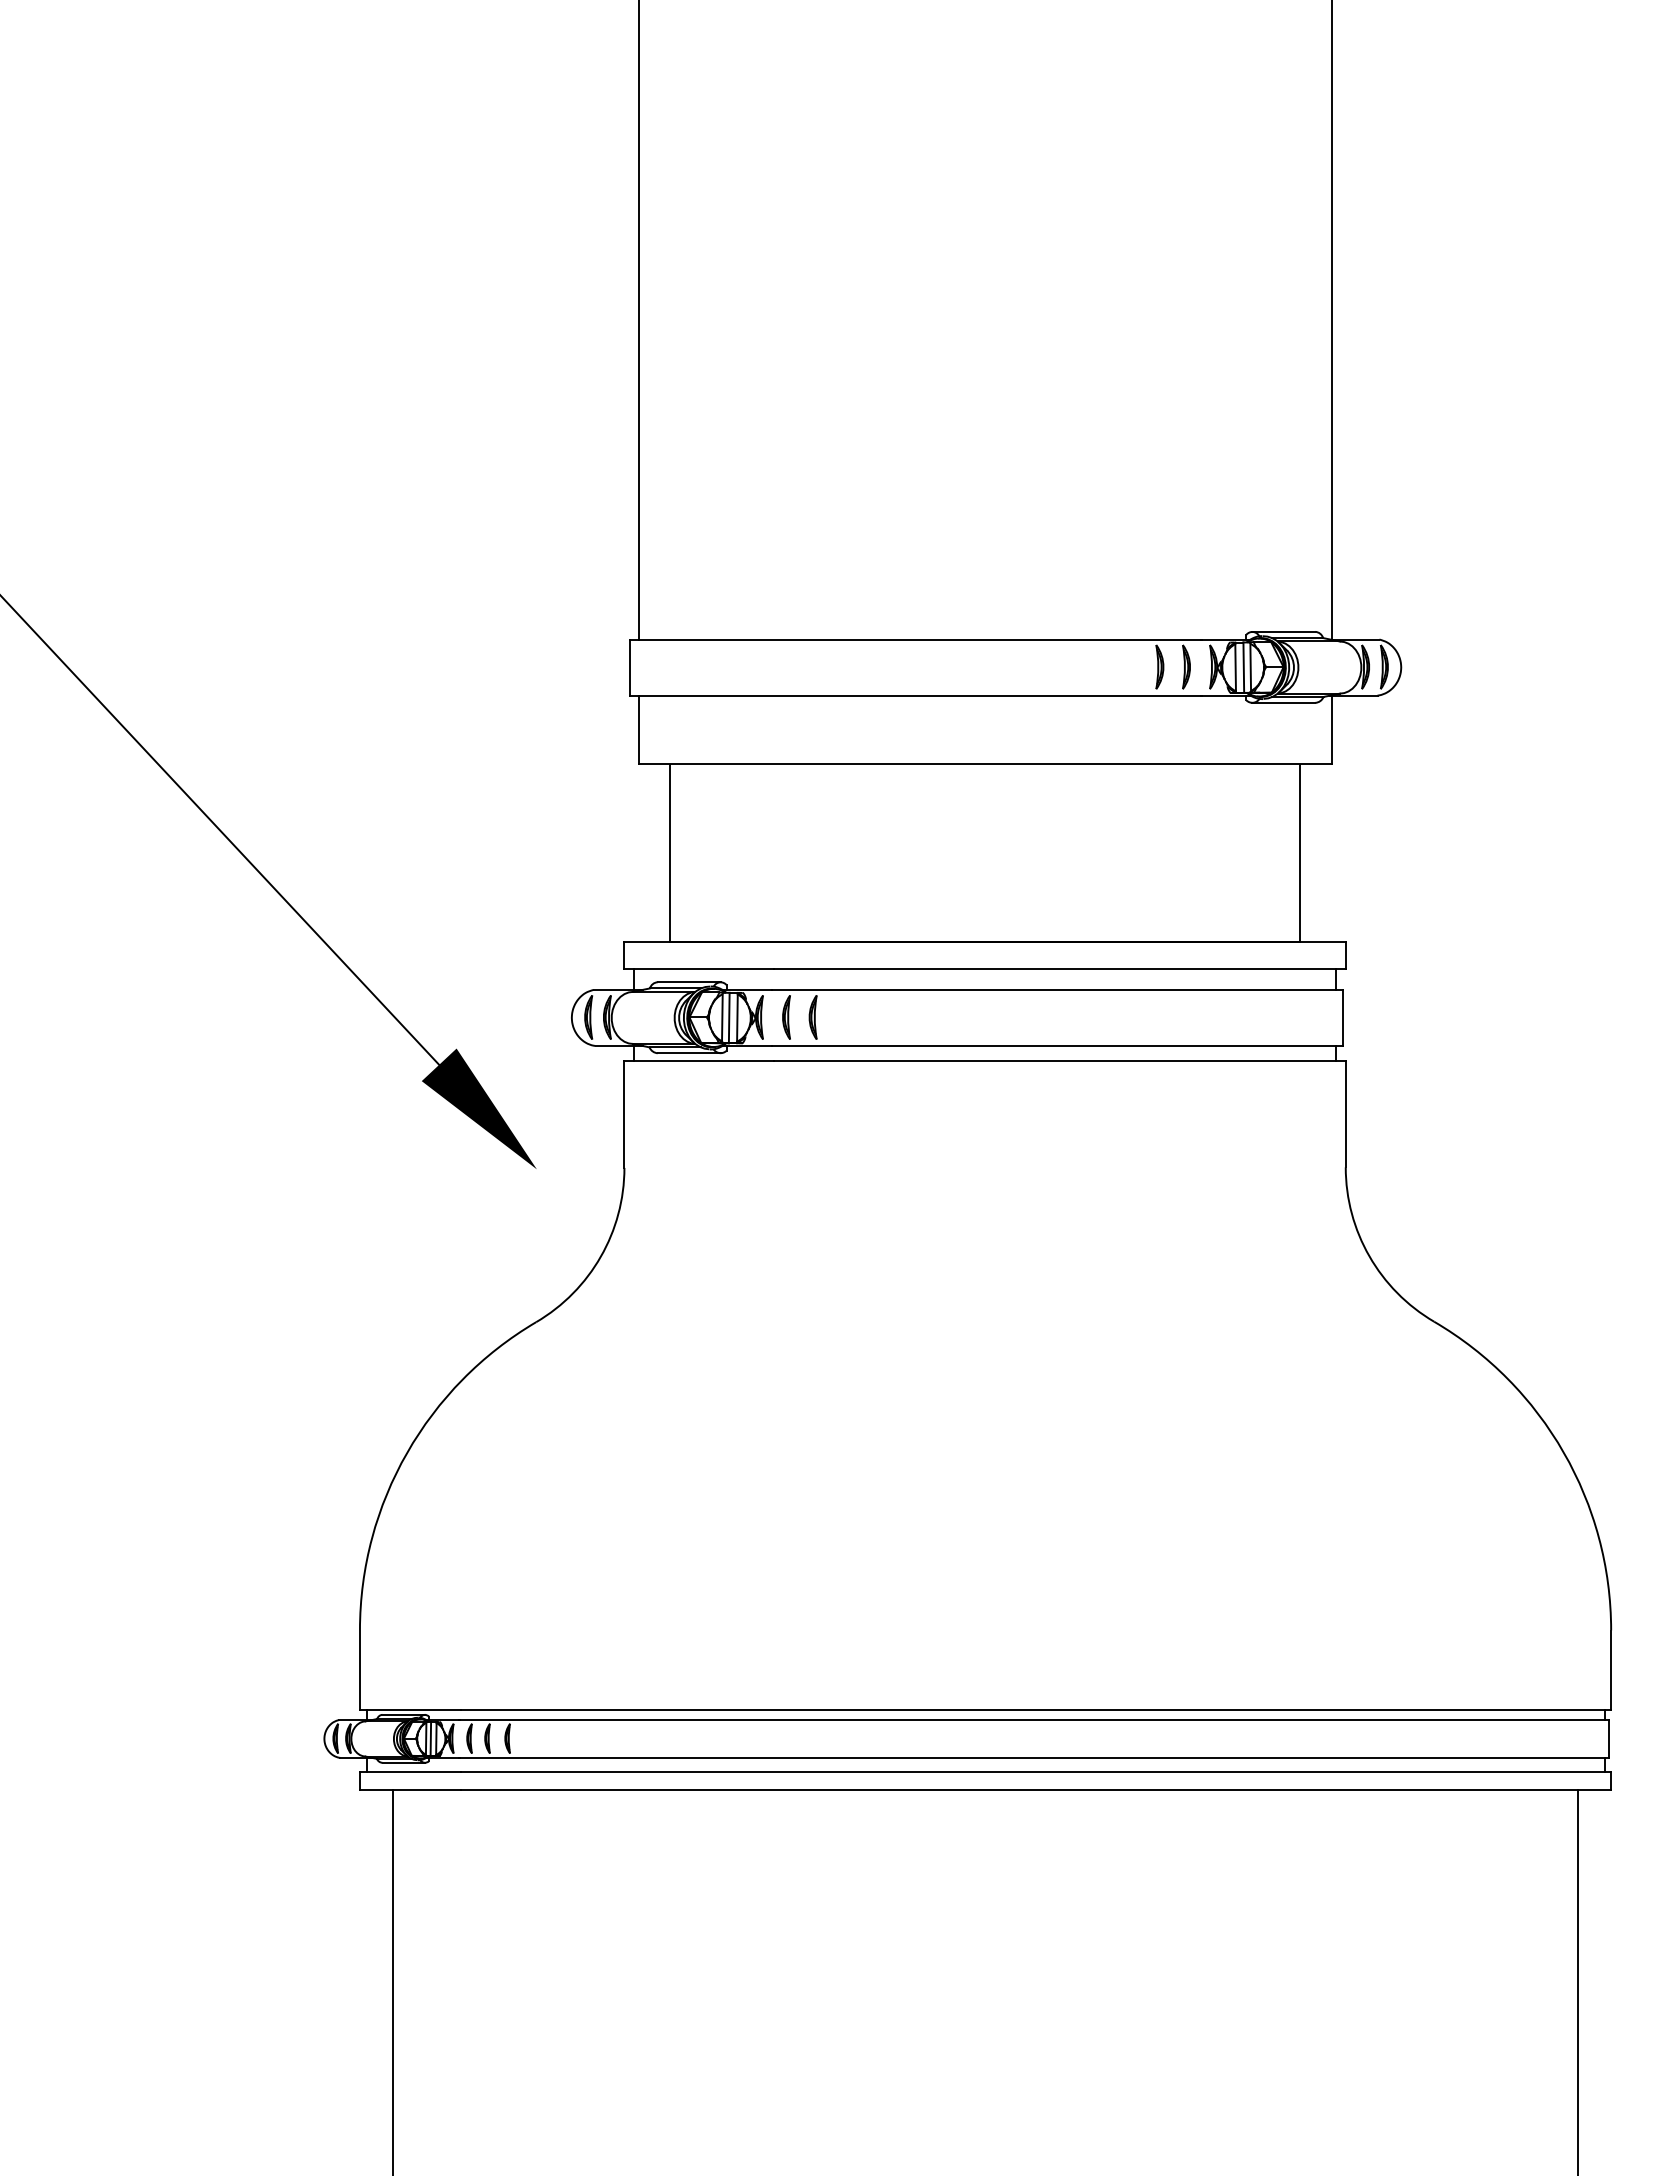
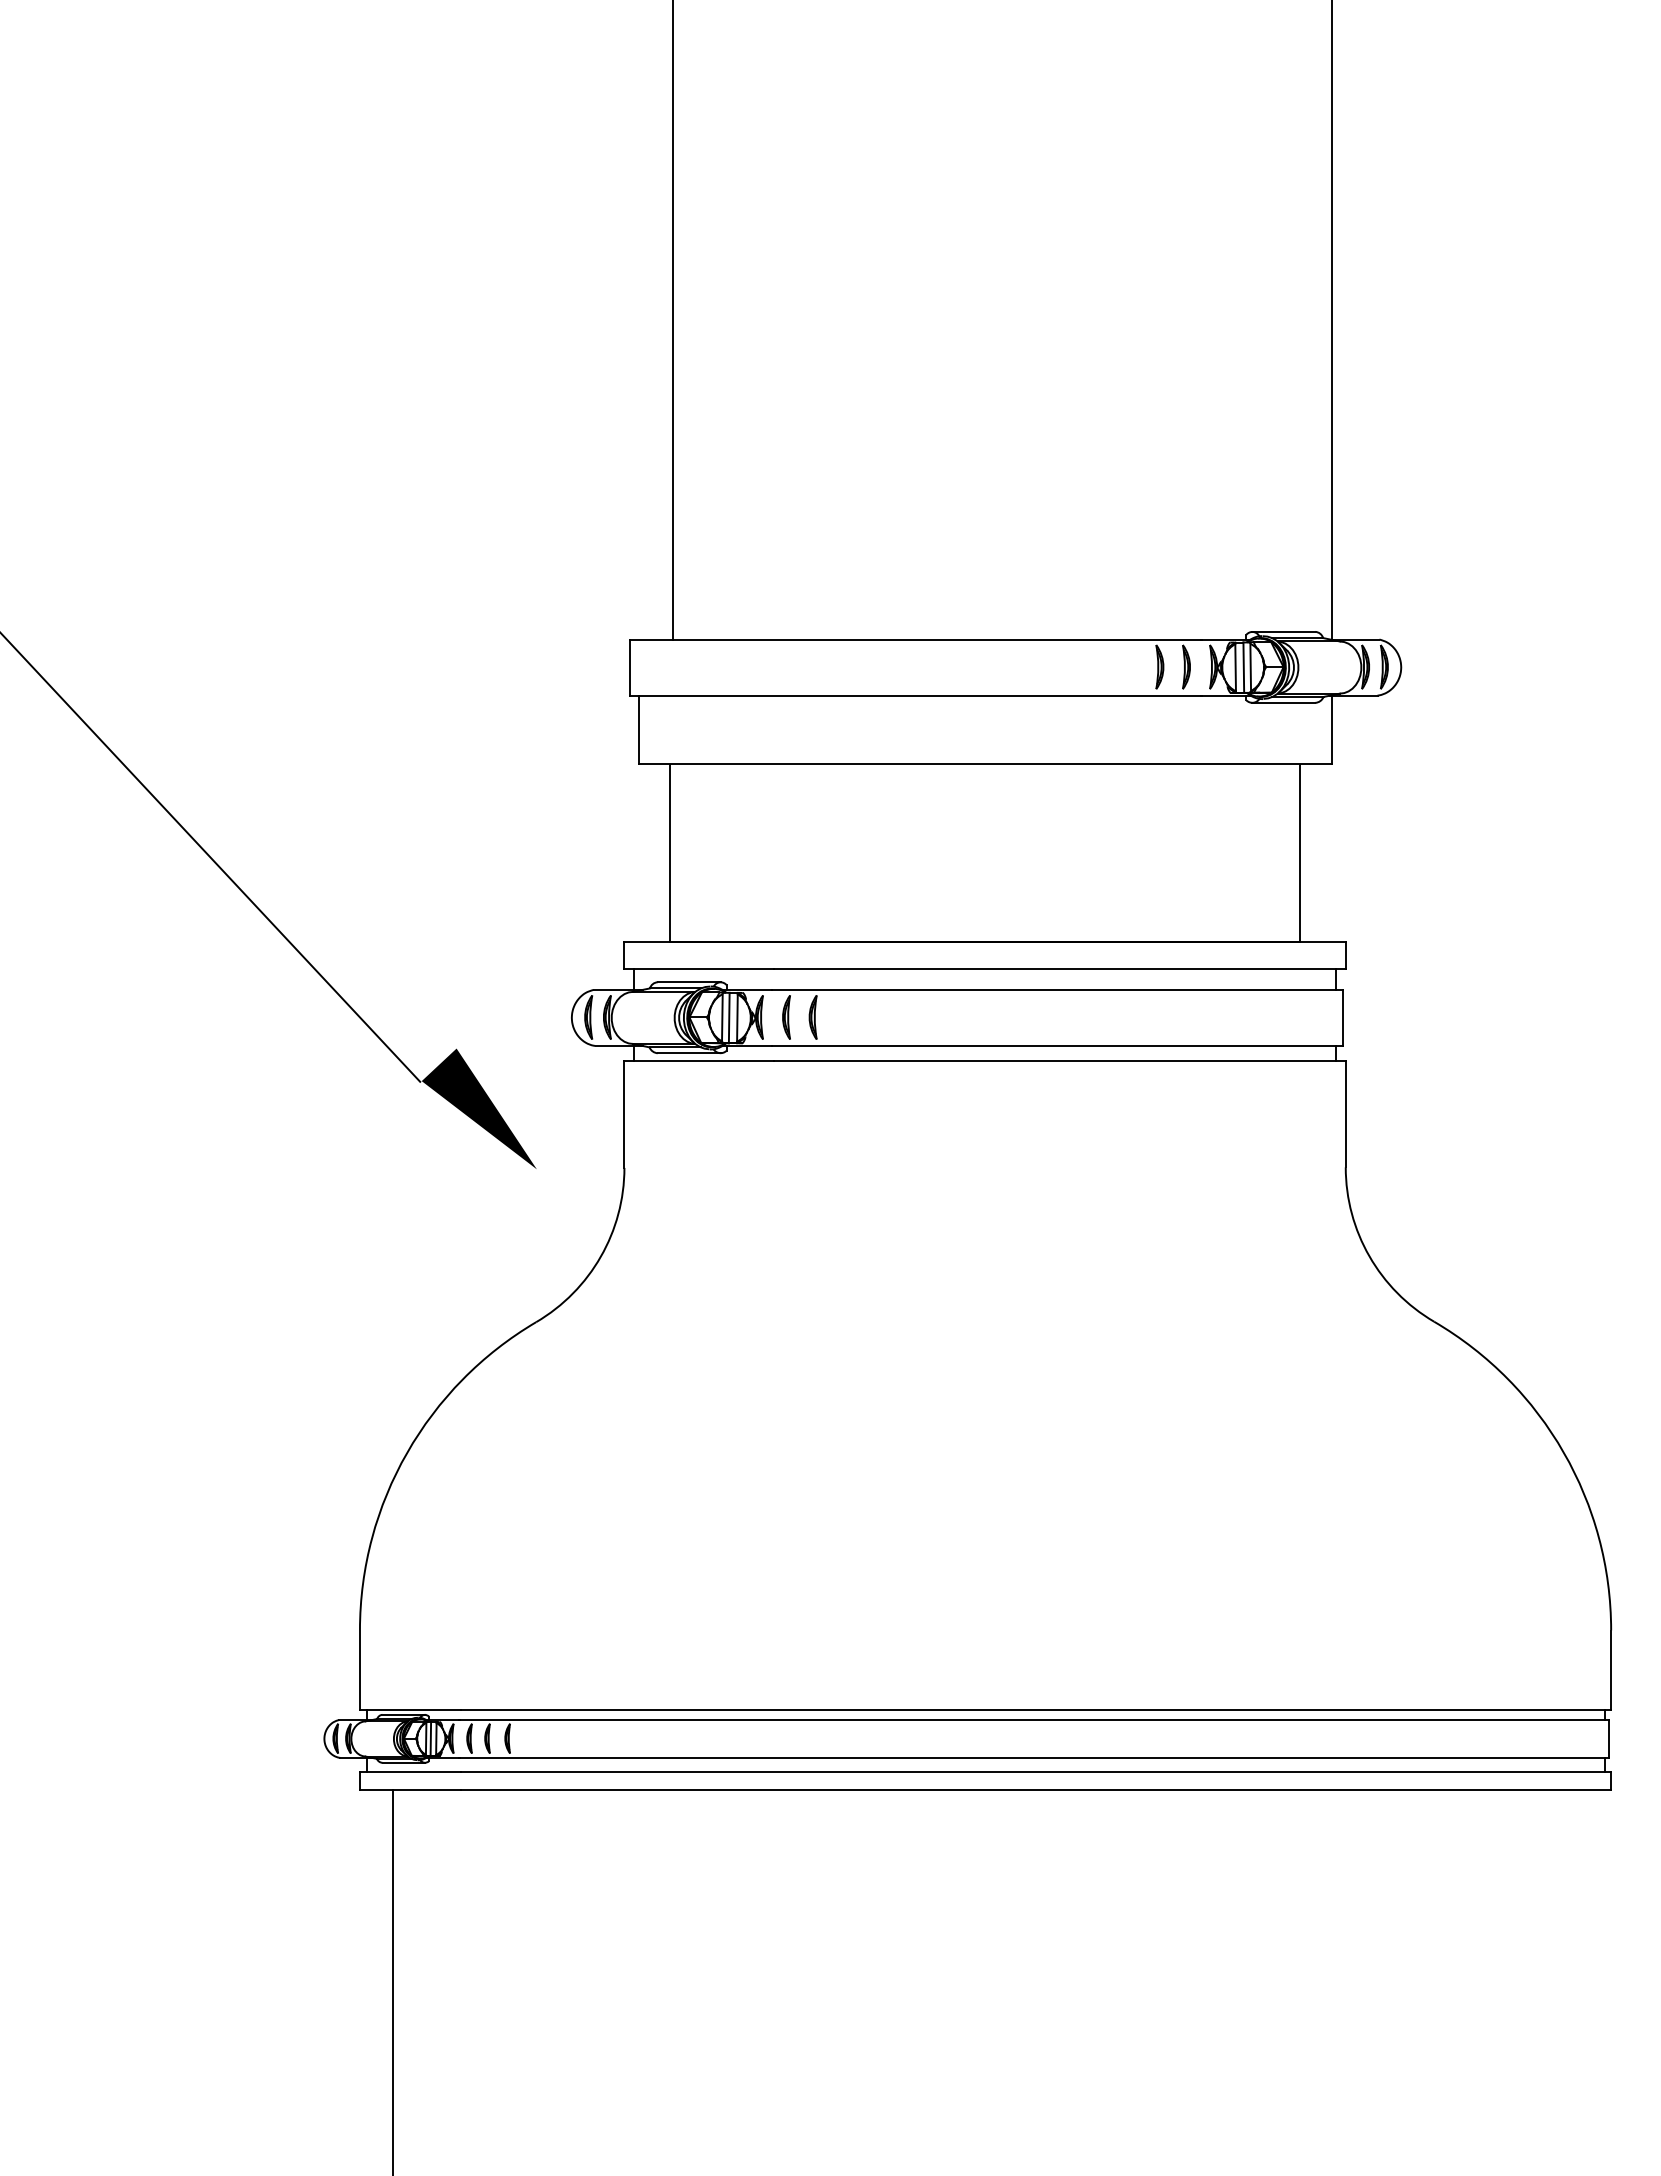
line position: (639, 320) -> (673, 320) (673, 320)
line position: (220, 830) -> (211, 857) (211, 857)
line: present -> none (1578, 1981)
